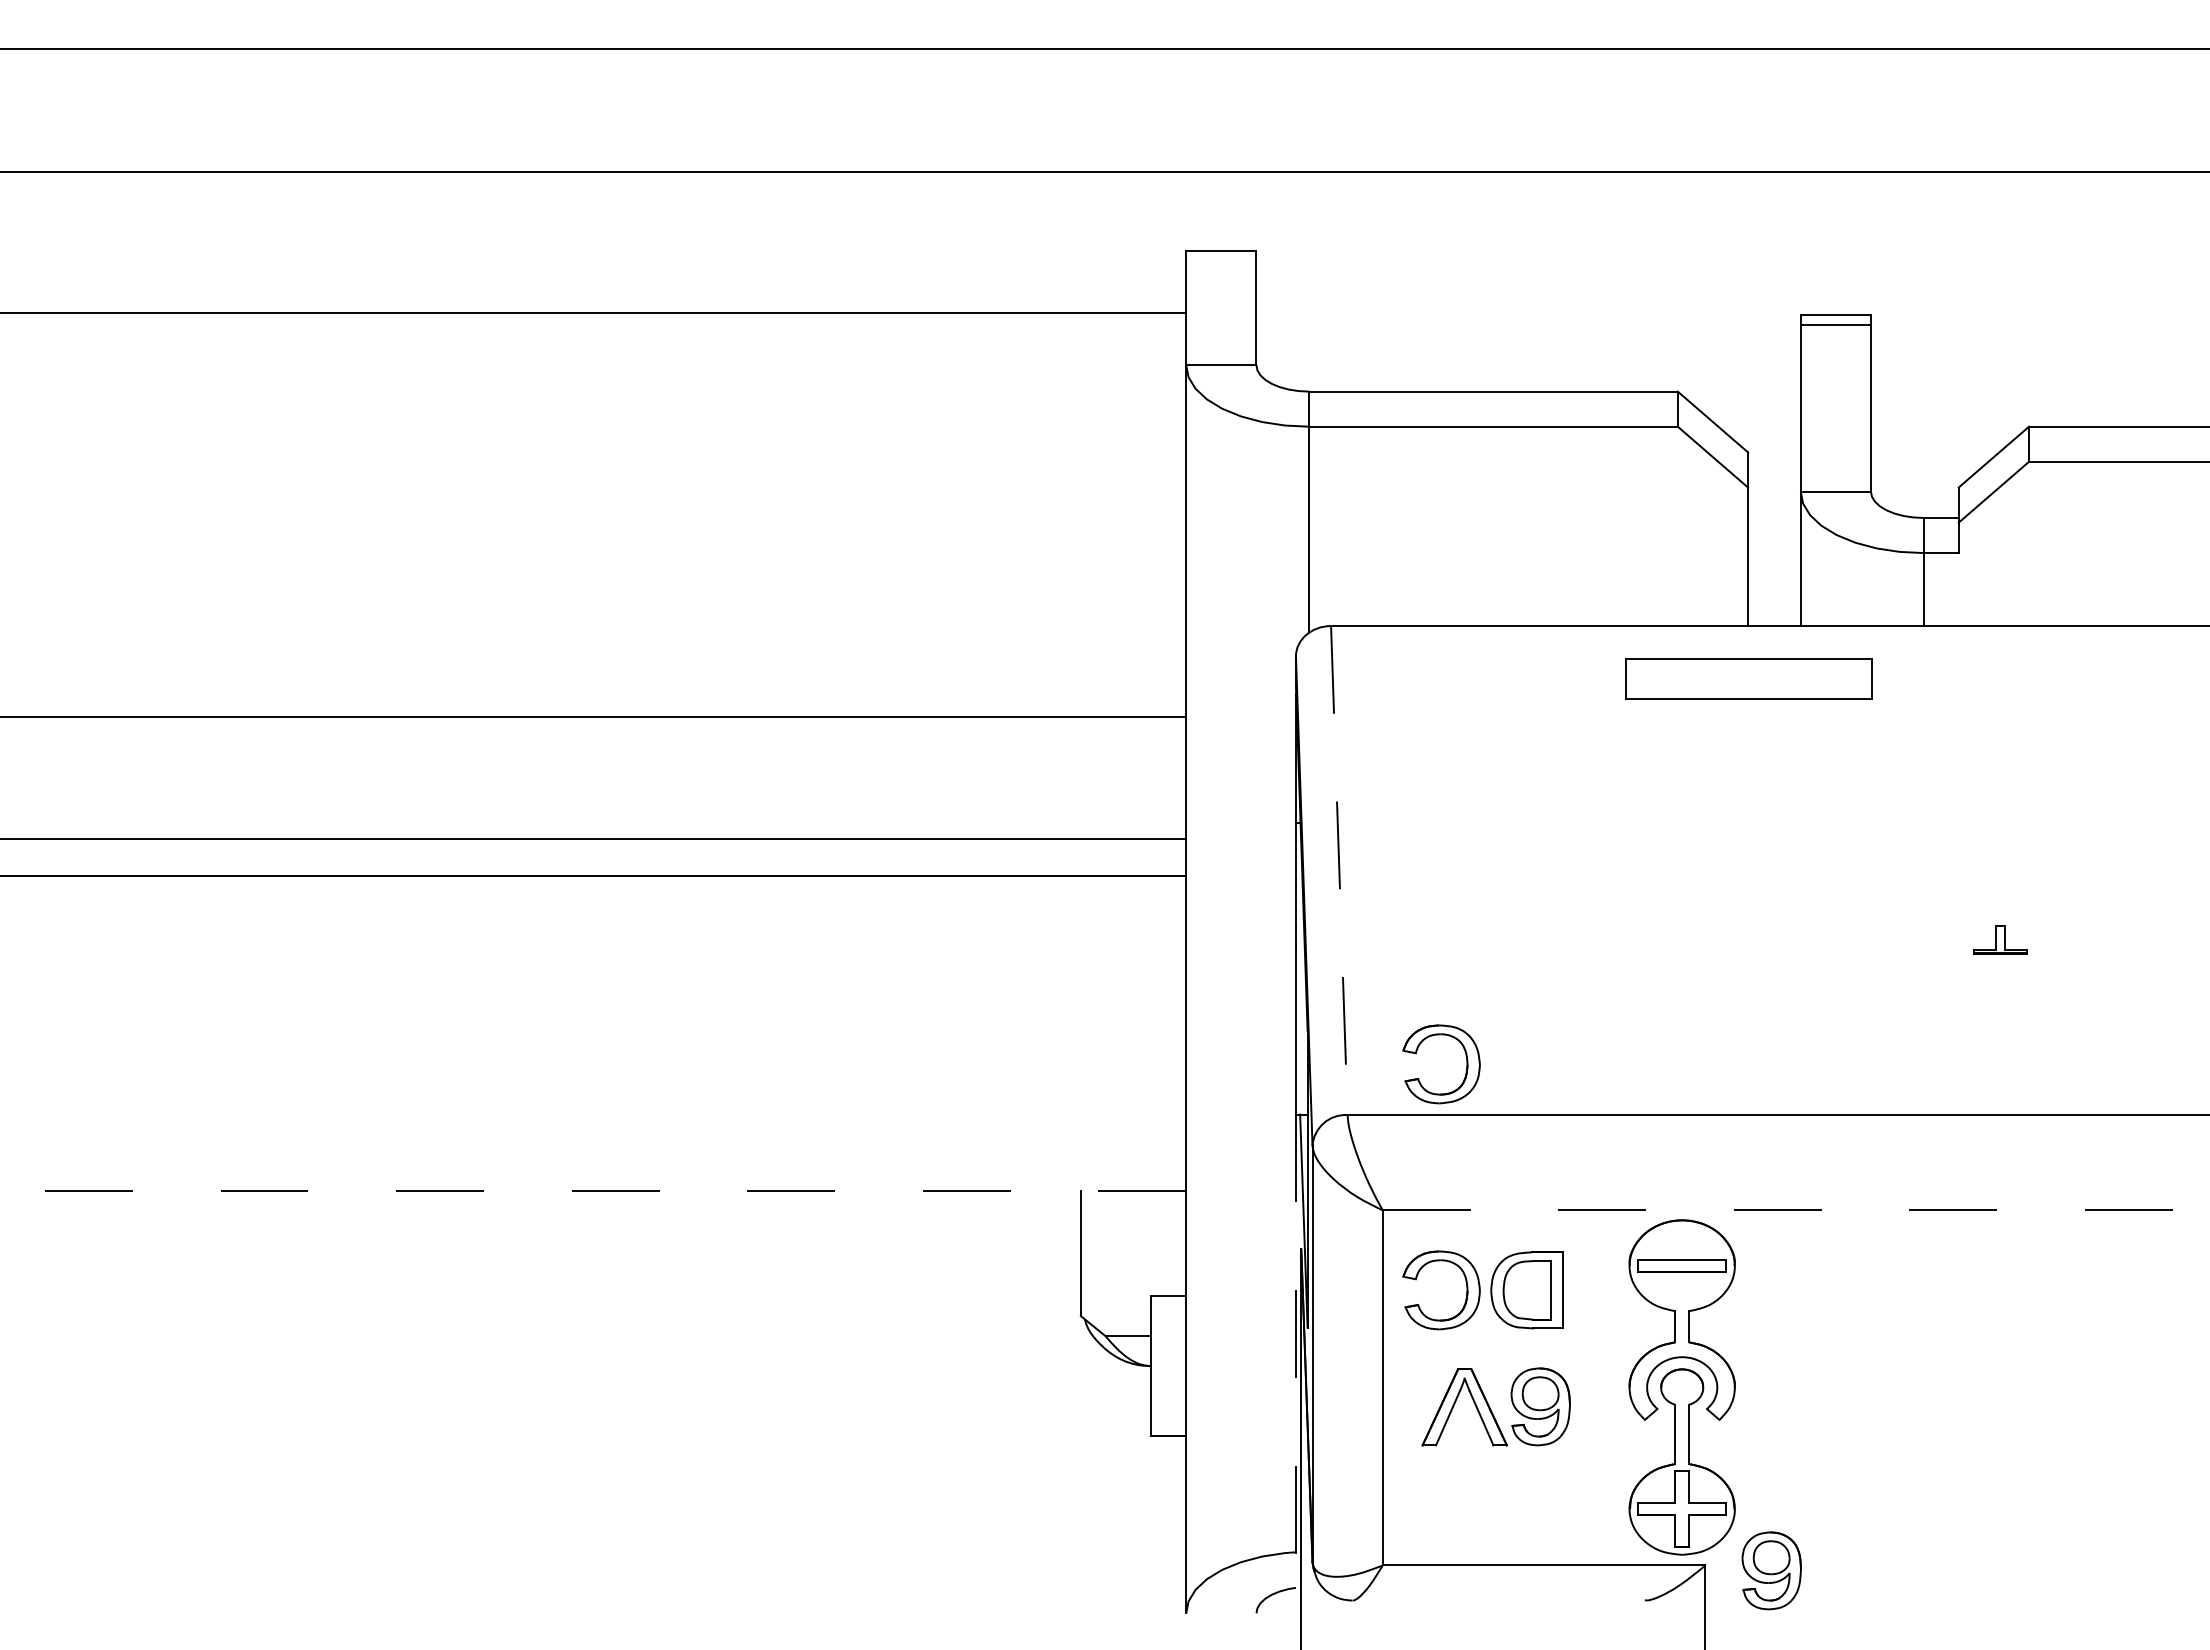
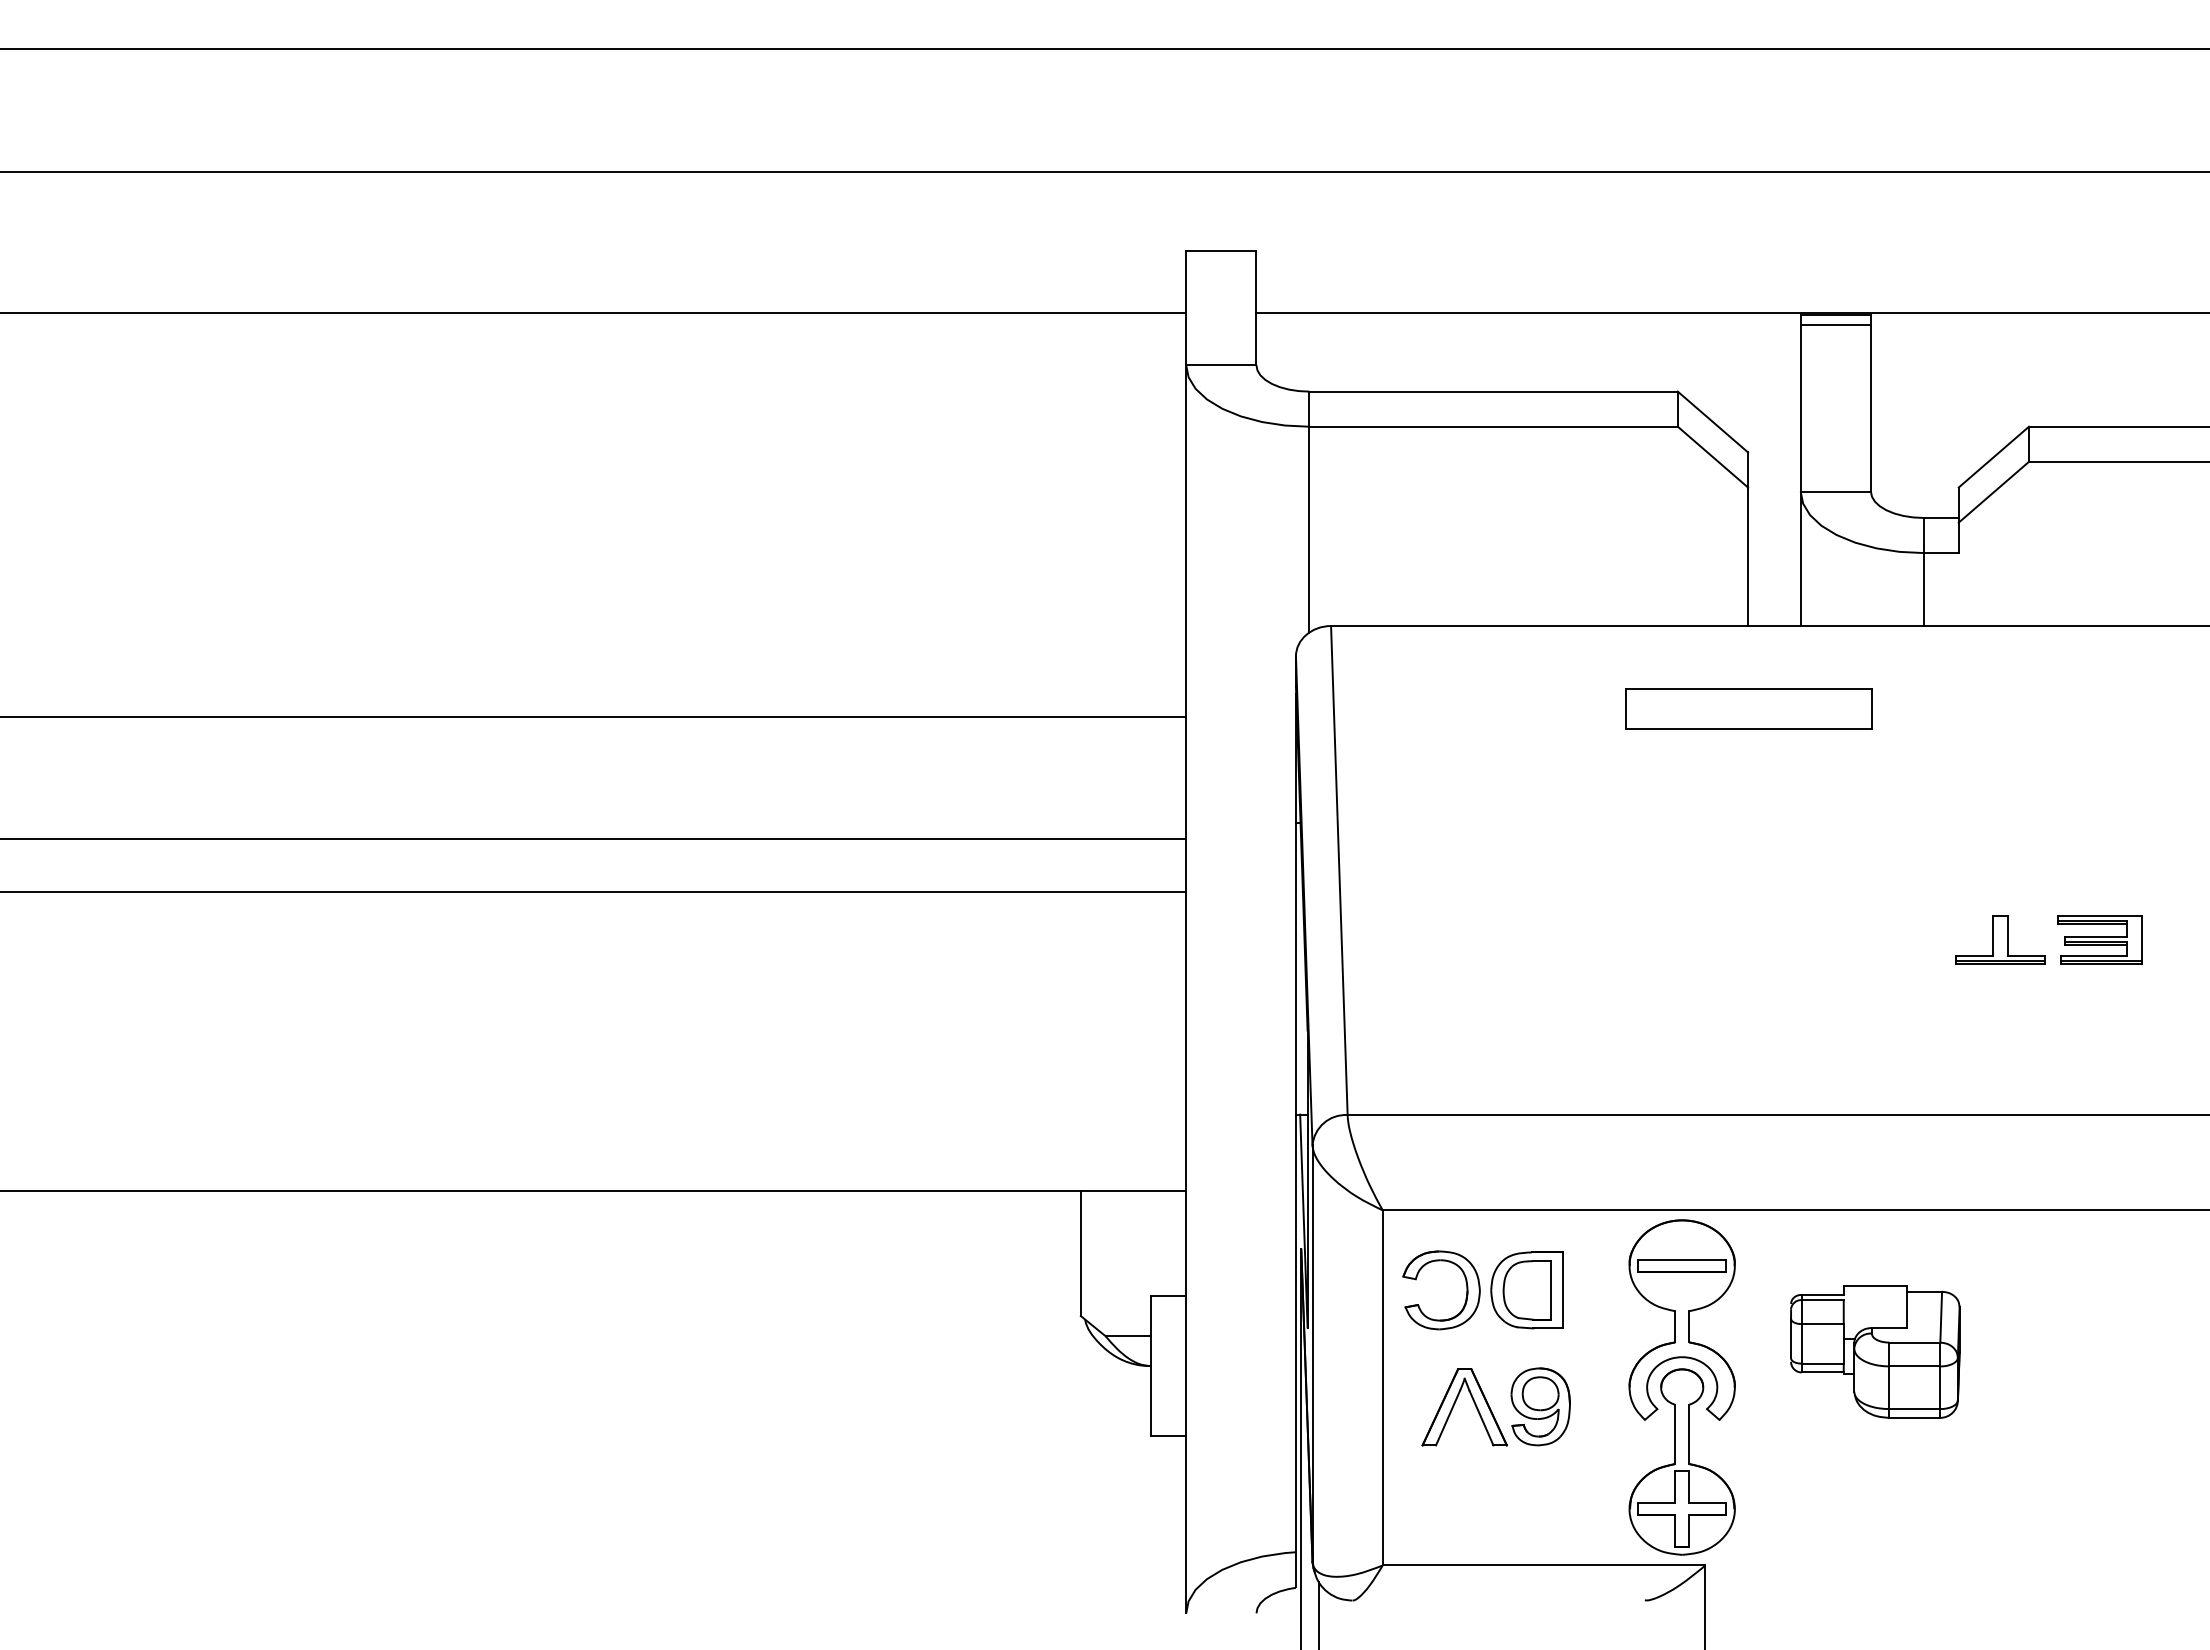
line: none -> present (1731, 312)
part position: (1748, 678) -> (1748, 708) (1748, 708)
line: dashed -> solid (1339, 870)
line position: (594, 876) -> (594, 892) (594, 892)
part size: 55x30 px -> 91x50 px (2000, 939)
part: none -> present (2099, 939)
part: present -> none (1466, 1064)
line: dashed -> solid (593, 1190)
line: dashed -> solid (1796, 1210)
line: dashed -> solid (1295, 1351)
part: none -> present (1875, 1351)
part: present -> none (1771, 1570)
line: none -> present (1318, 1614)
